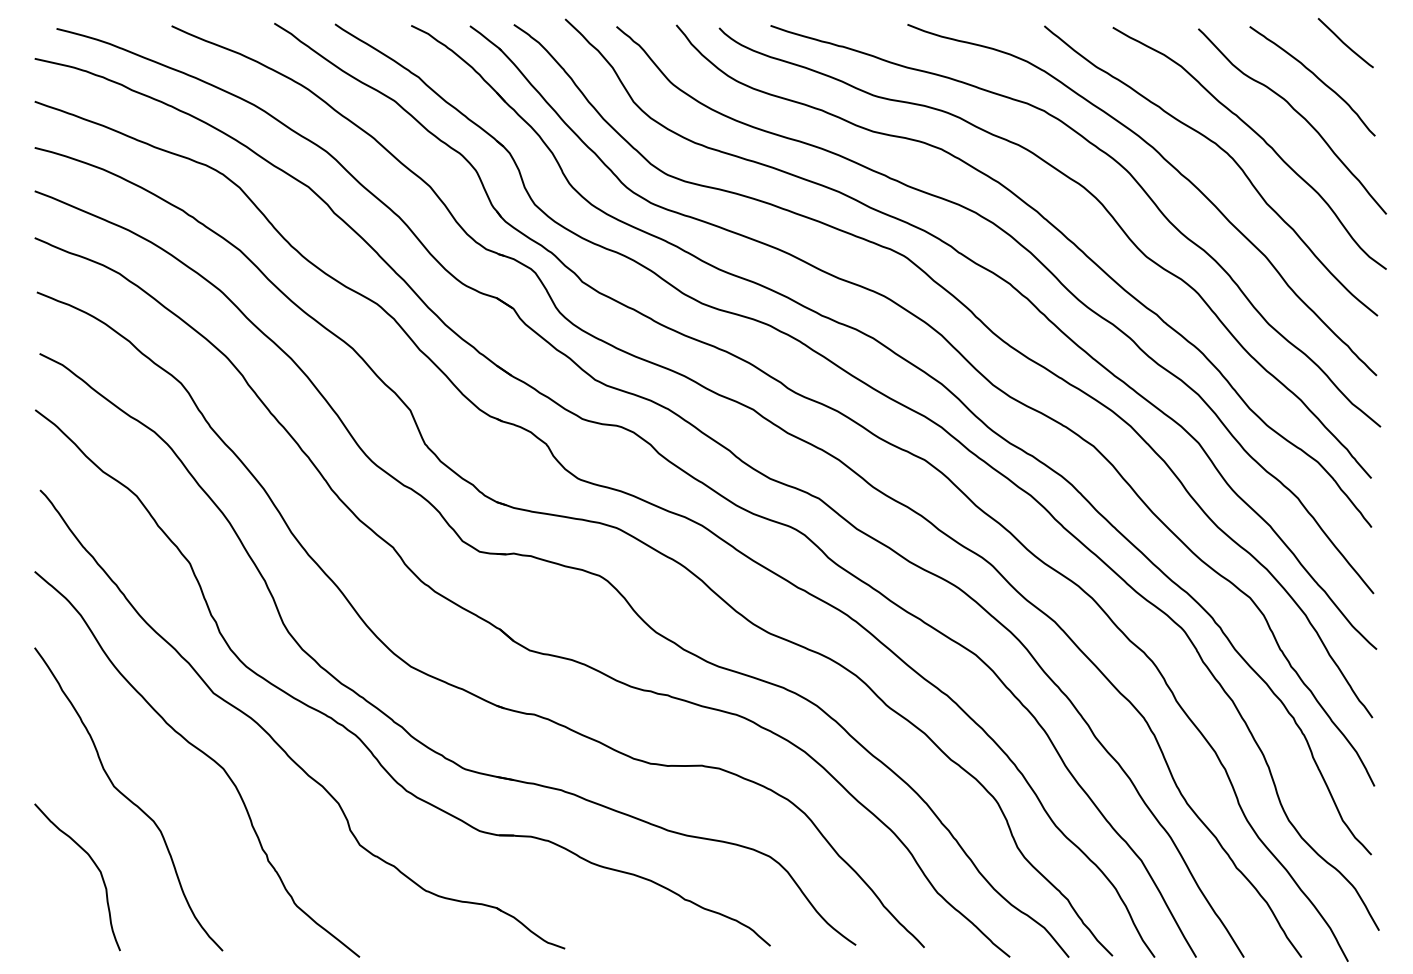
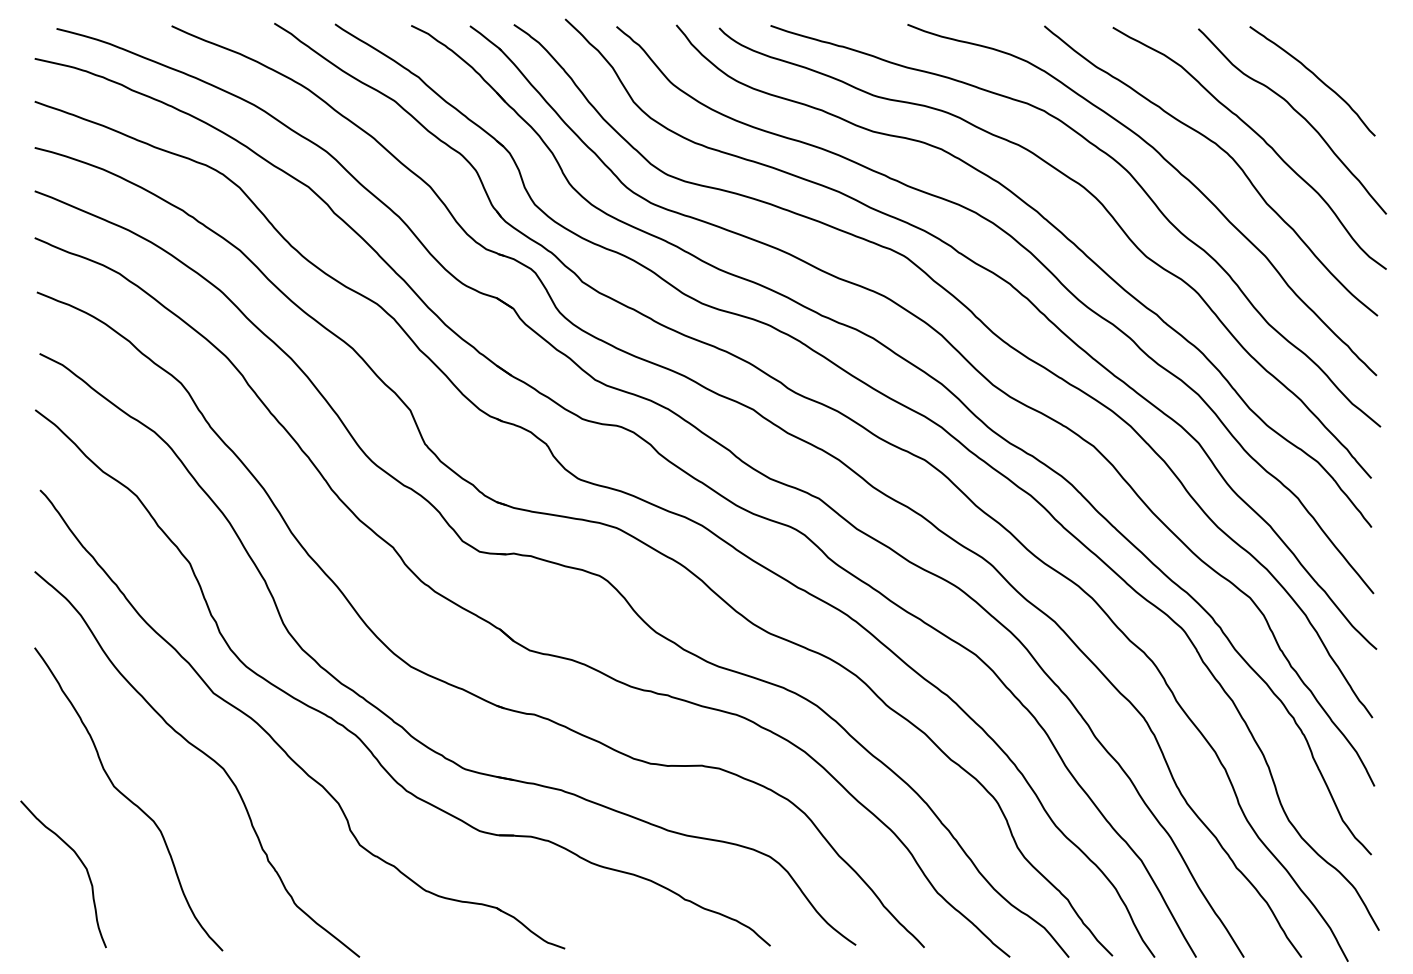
curve: present -> none (1345, 43)
curve position: (95, 866) -> (81, 863) (81, 863)
